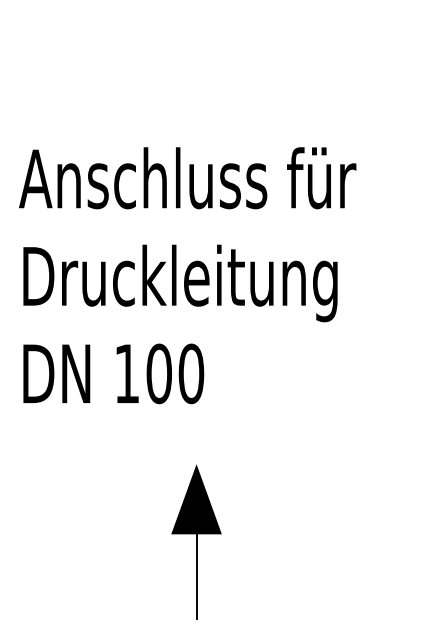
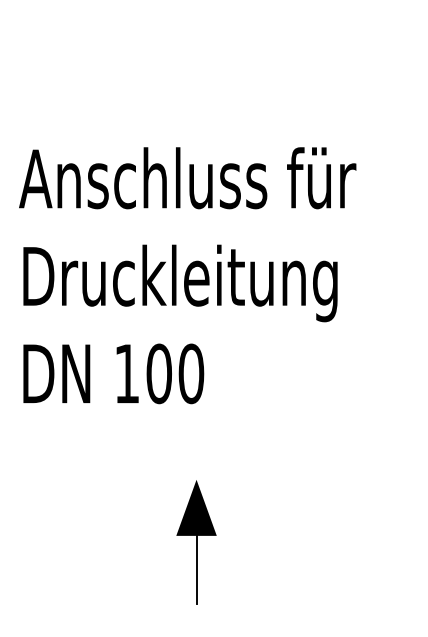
part size: 51x156 px -> 41x125 px (196, 542)
